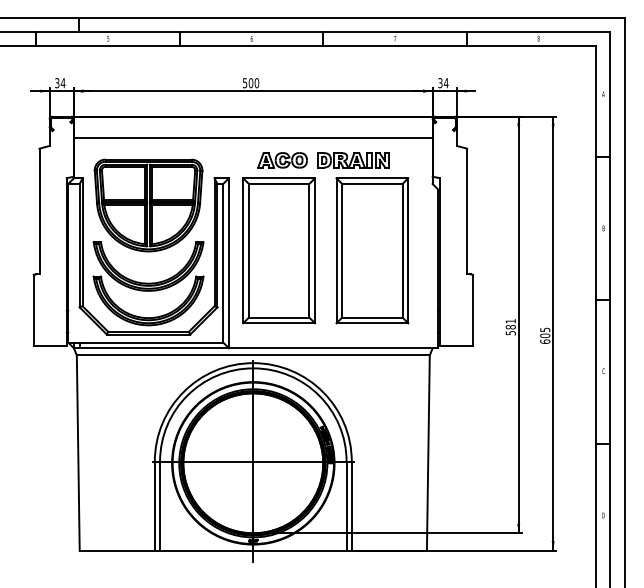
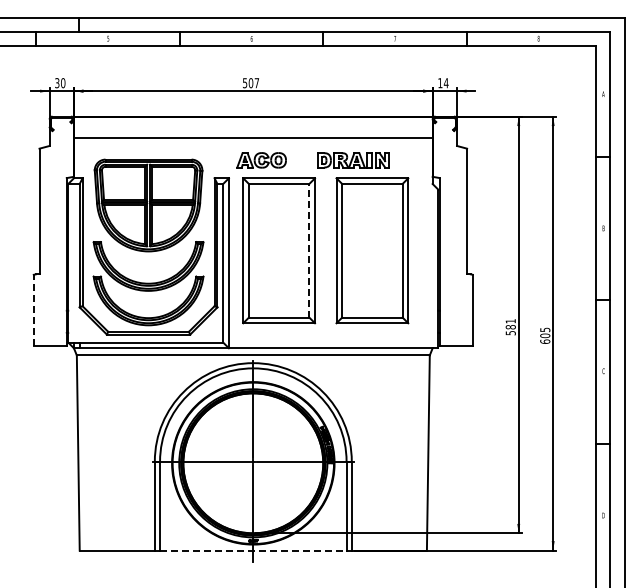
text: 34 -> 30 (62, 83)
text: 500 -> 507 (256, 83)
text: 34 -> 14 (440, 83)
part position: (282, 160) -> (261, 160) (261, 160)
line: solid -> dashed (309, 250)
line: solid -> dashed (33, 310)
line: solid -> dashed (253, 550)
